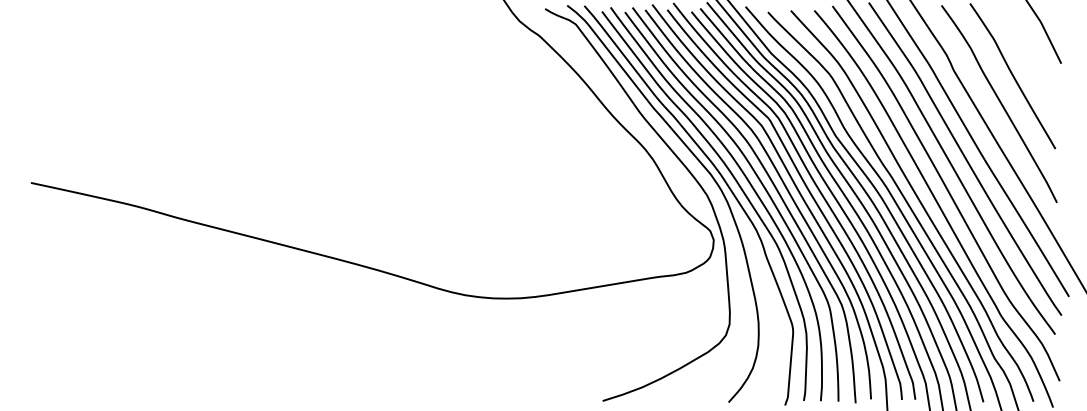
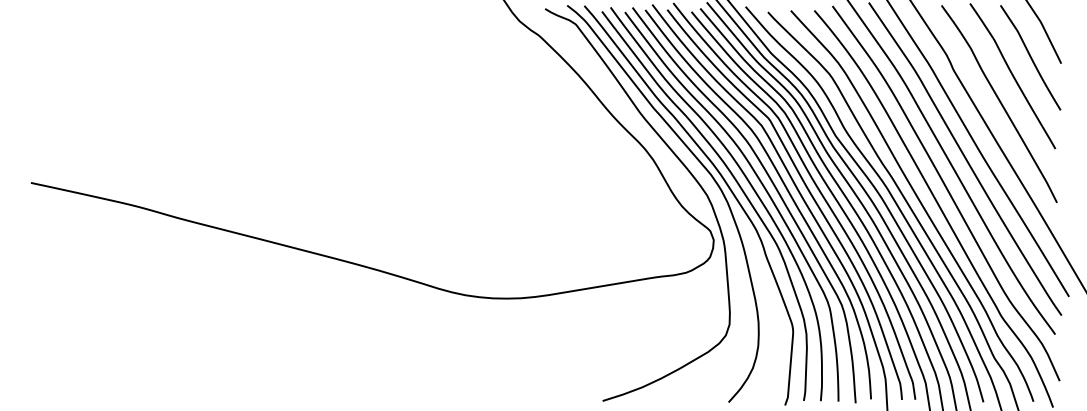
curve: none -> present (1030, 57)
